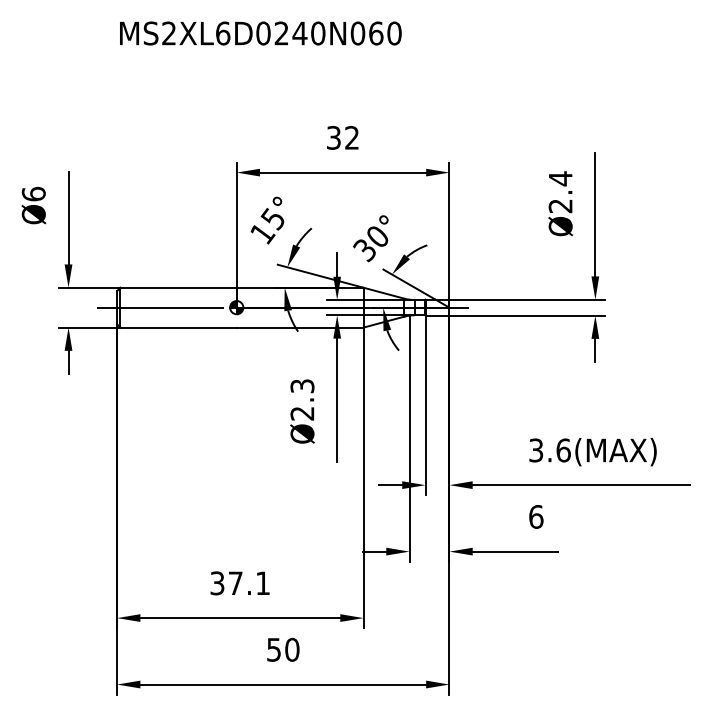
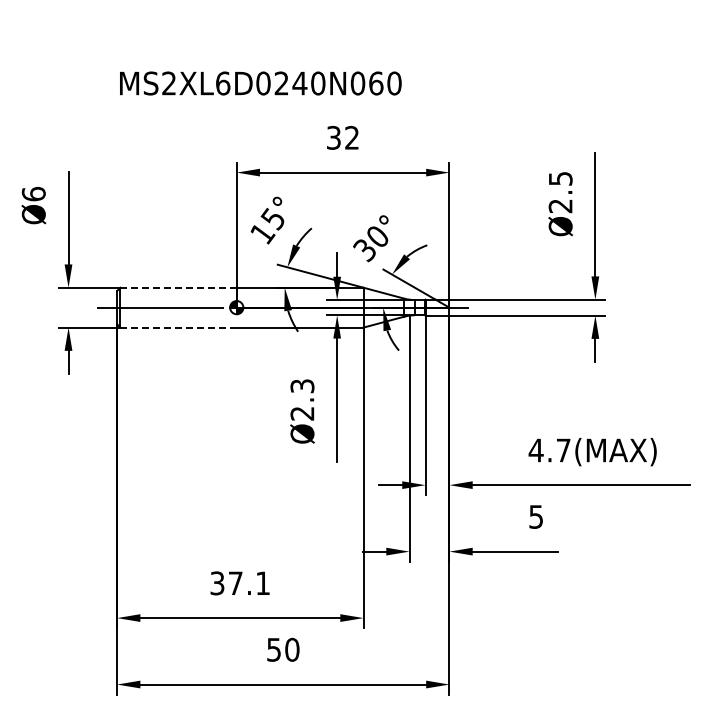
text position: (260, 33) -> (260, 83) (260, 83)
text: Ø2.4 -> Ø2.5 (560, 178)
line: solid -> dashed (178, 287)
line: solid -> dashed (179, 327)
text: 3.6(MAX) -> 4.7(MAX) (549, 450)
text: 6 -> 5 (536, 516)
